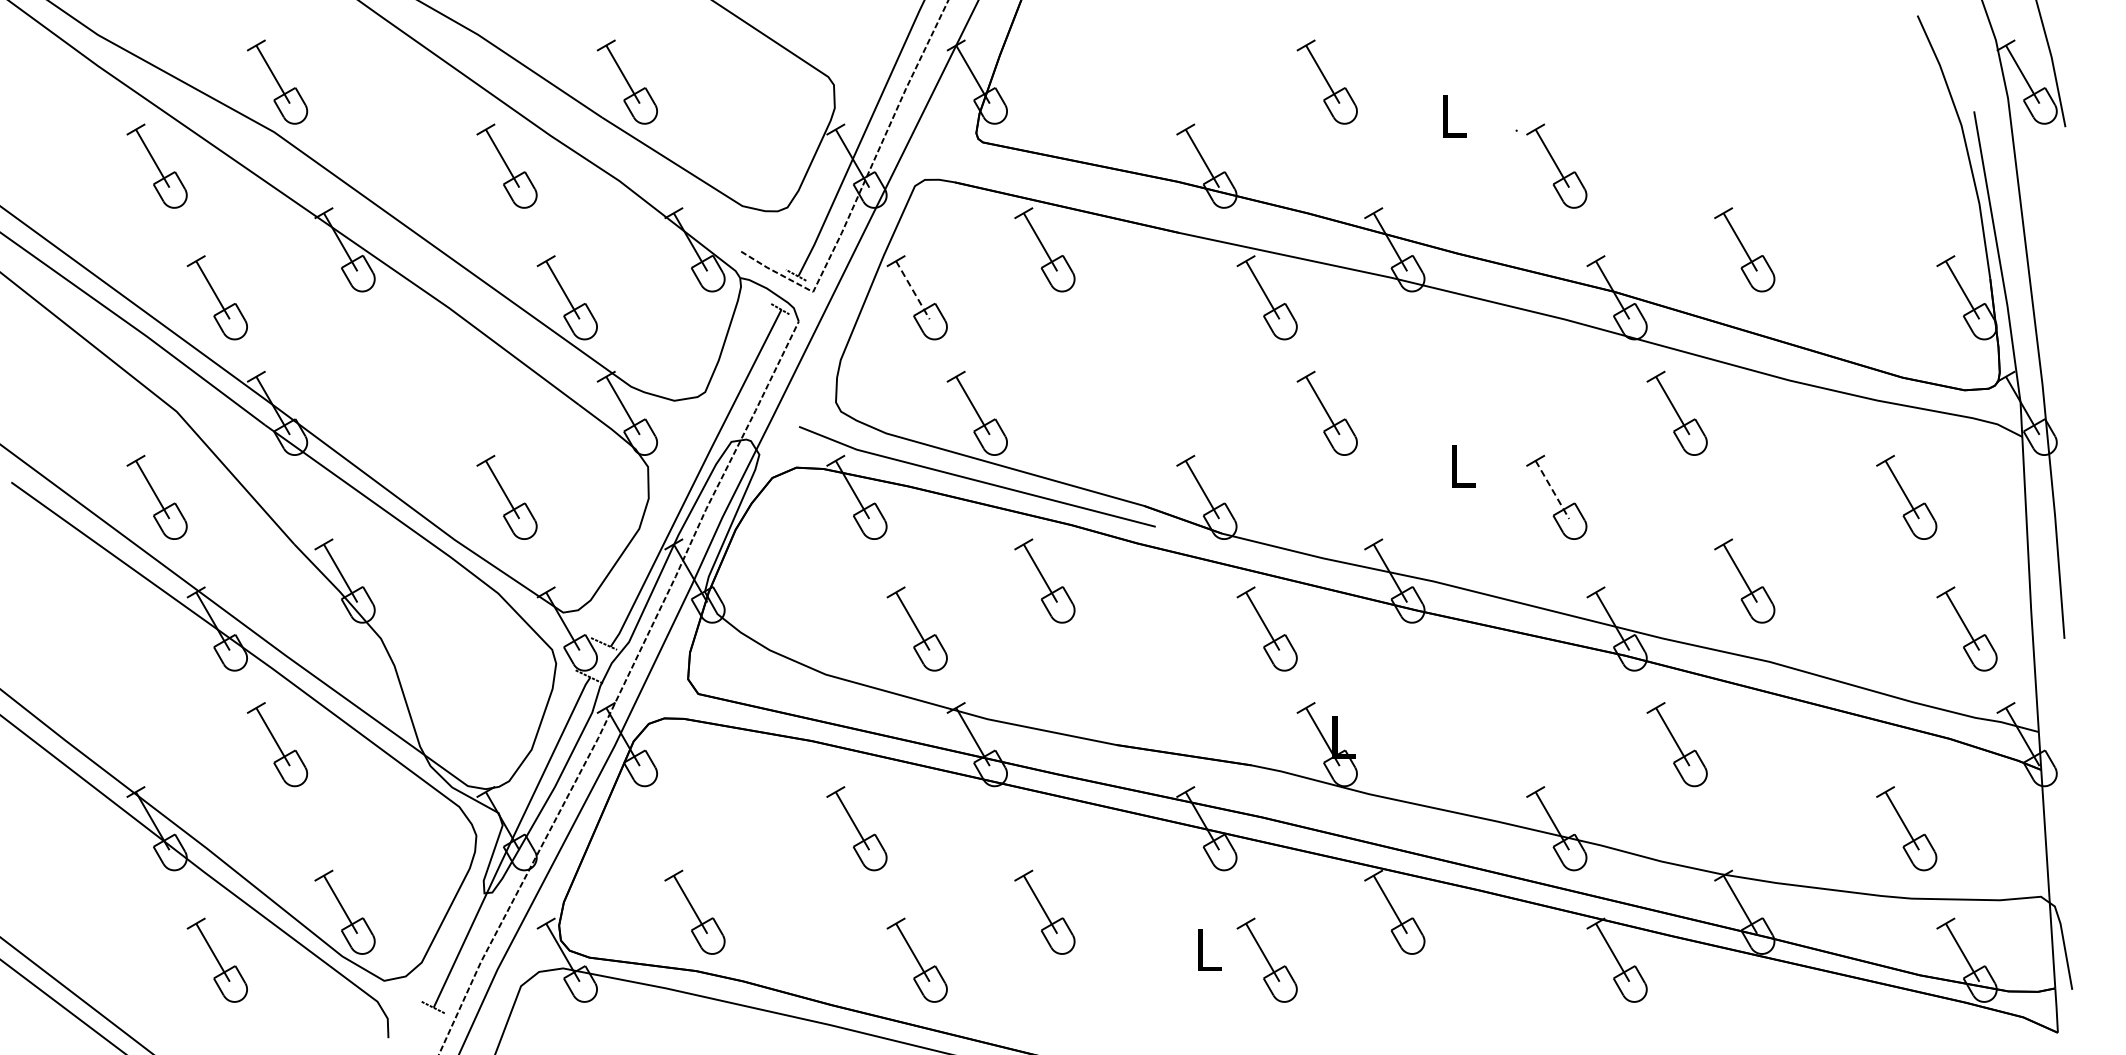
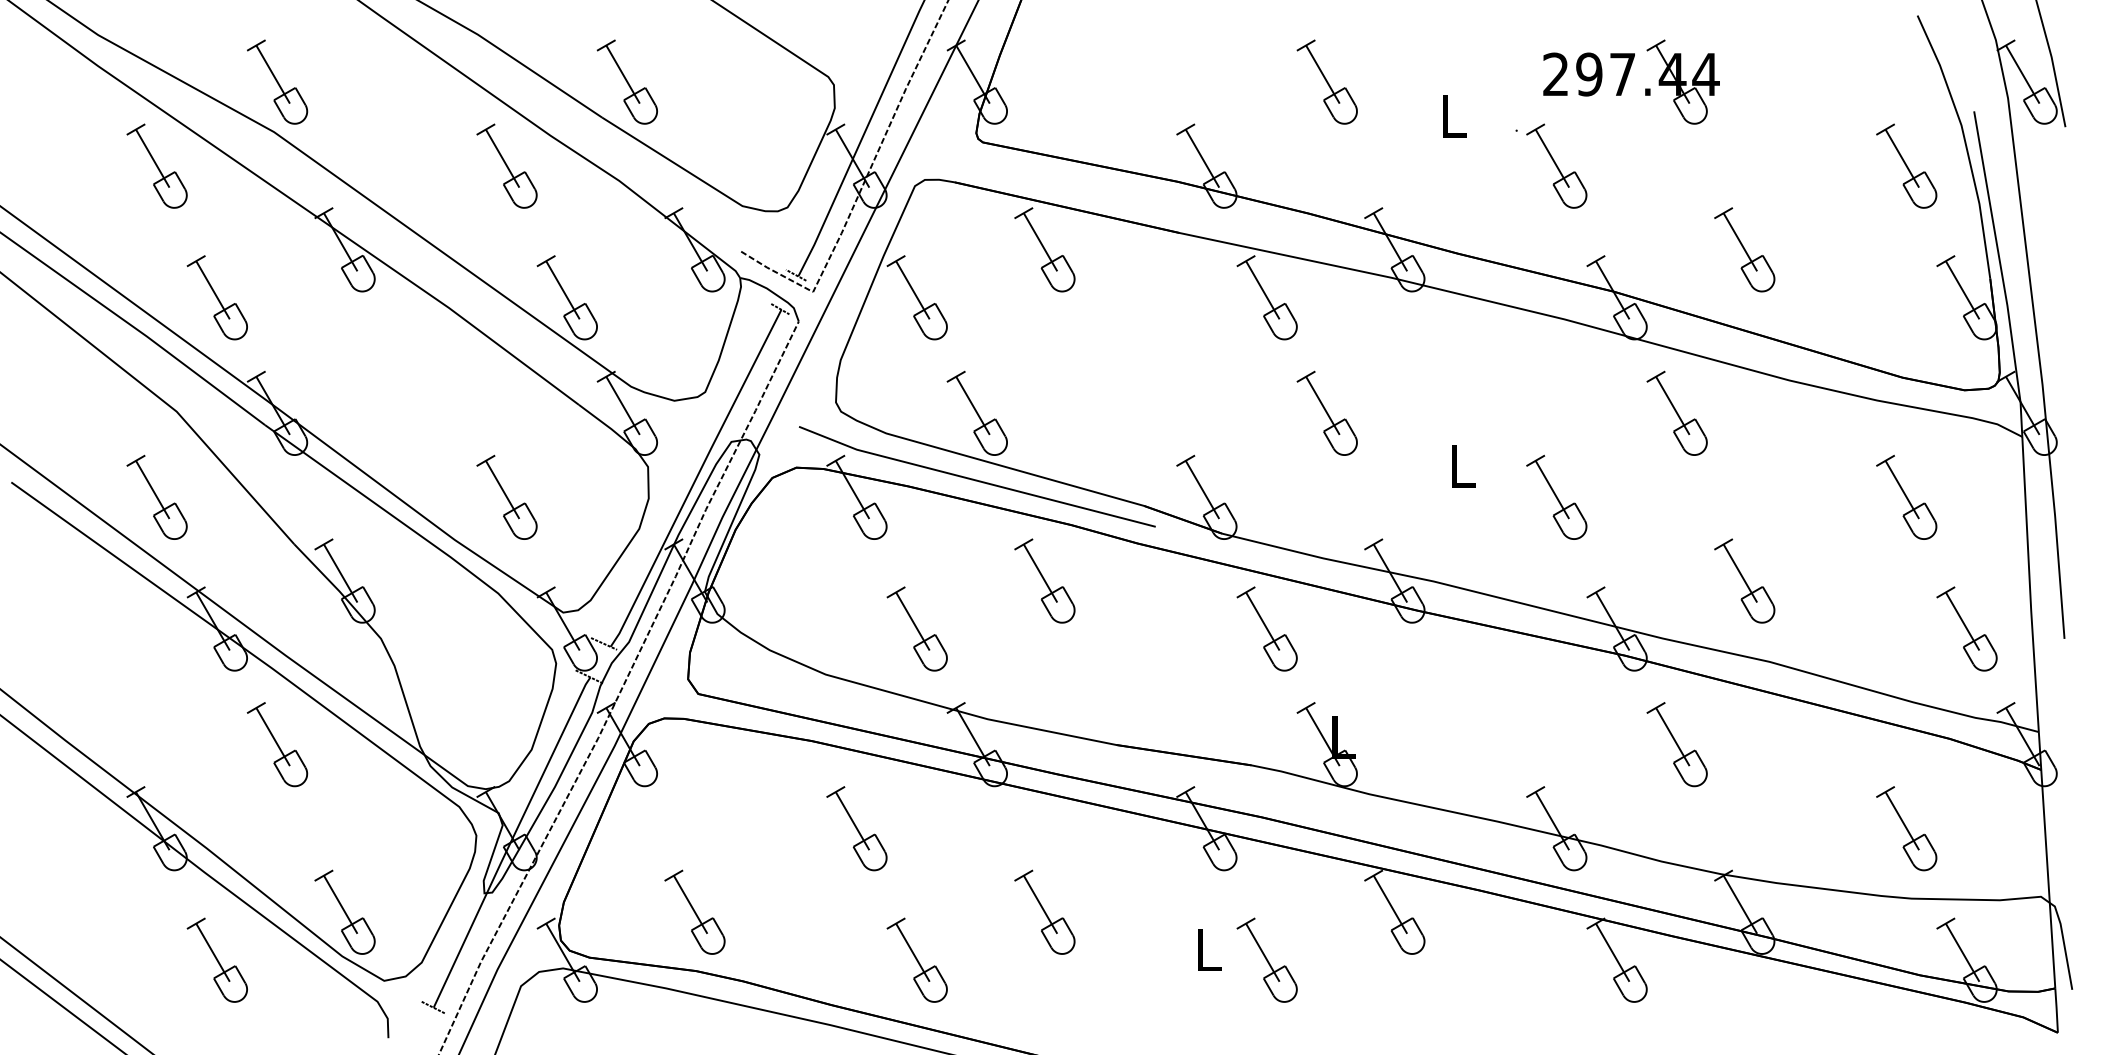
part: none -> present (1631, 81)
part: none -> present (1906, 165)
line: dashed -> solid (912, 290)
line: dashed -> solid (1552, 489)
